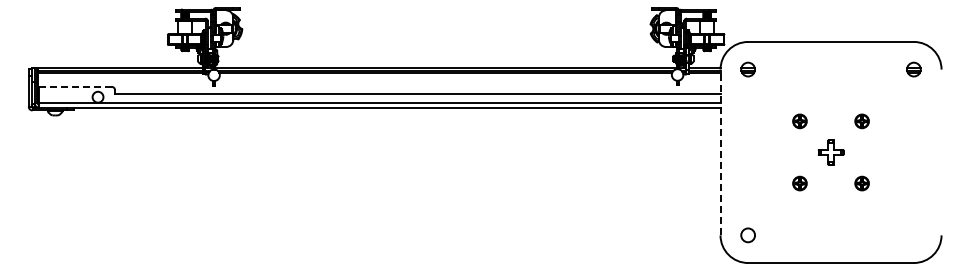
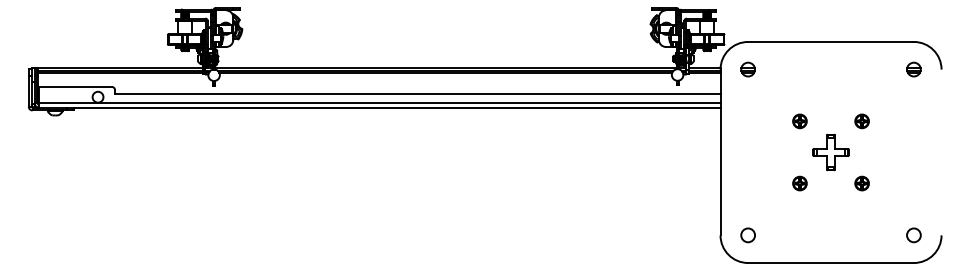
line: dashed -> solid (75, 86)
line: dashed -> solid (720, 152)
part size: 27x27 px -> 38x39 px (830, 152)
circle: none -> present (913, 235)
